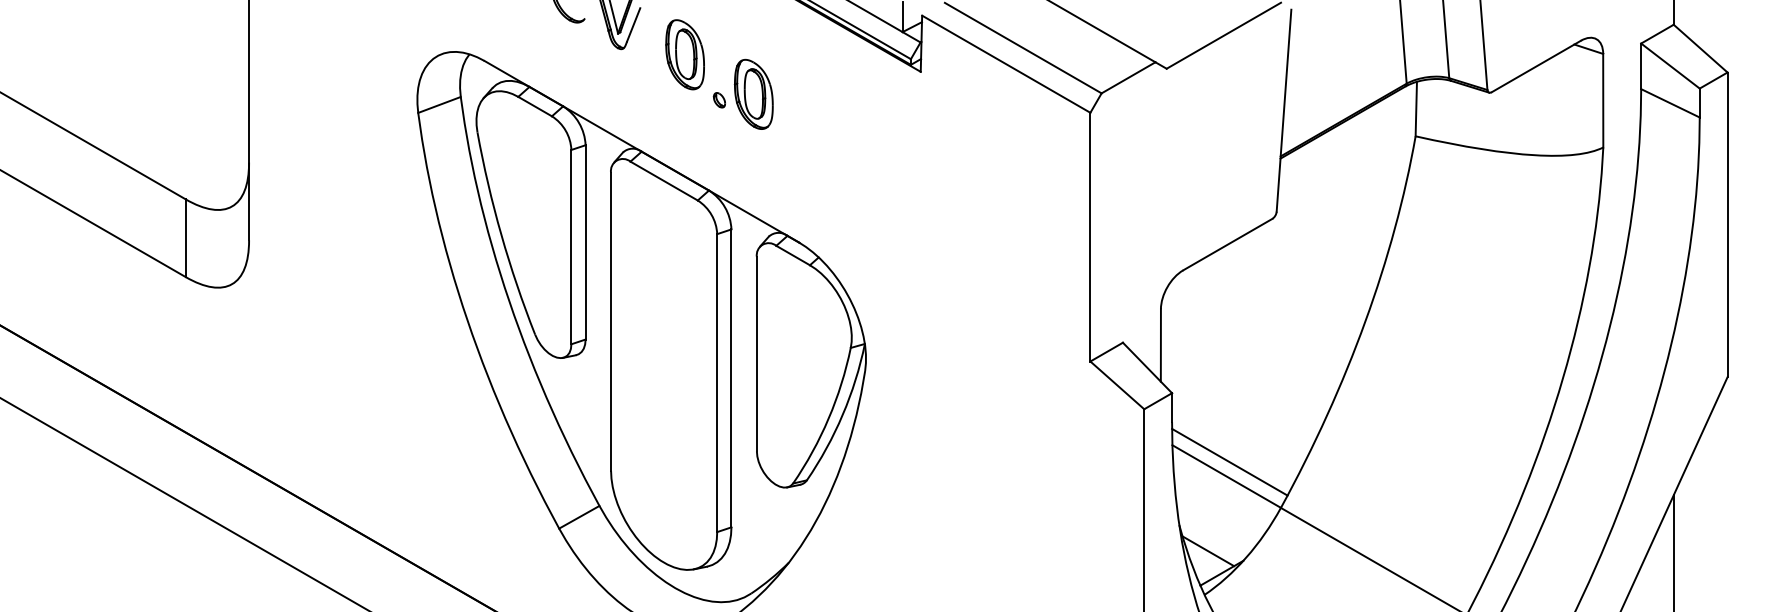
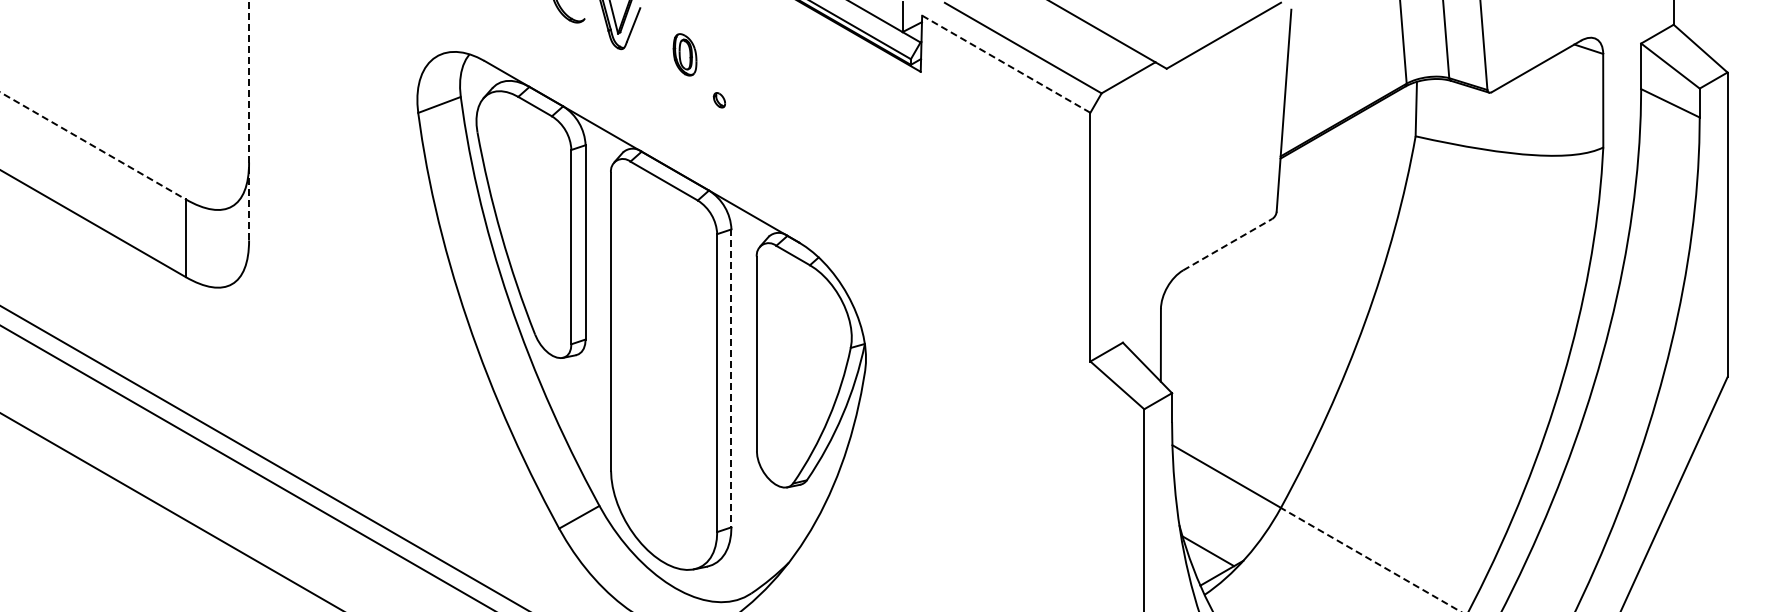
part size: 40x72 px -> 26x44 px (684, 54)
line: solid -> dashed (1006, 64)
part: present -> none (753, 93)
line: solid -> dashed (249, 119)
line: solid -> dashed (93, 145)
line: solid -> dashed (1228, 244)
line: solid -> dashed (731, 378)
line: present -> none (1229, 461)
line position: (246, 467) -> (263, 457) (263, 457)
line position: (183, 503) -> (170, 511) (170, 511)
line: present -> none (1673, 551)
line: solid -> dashed (1370, 559)
